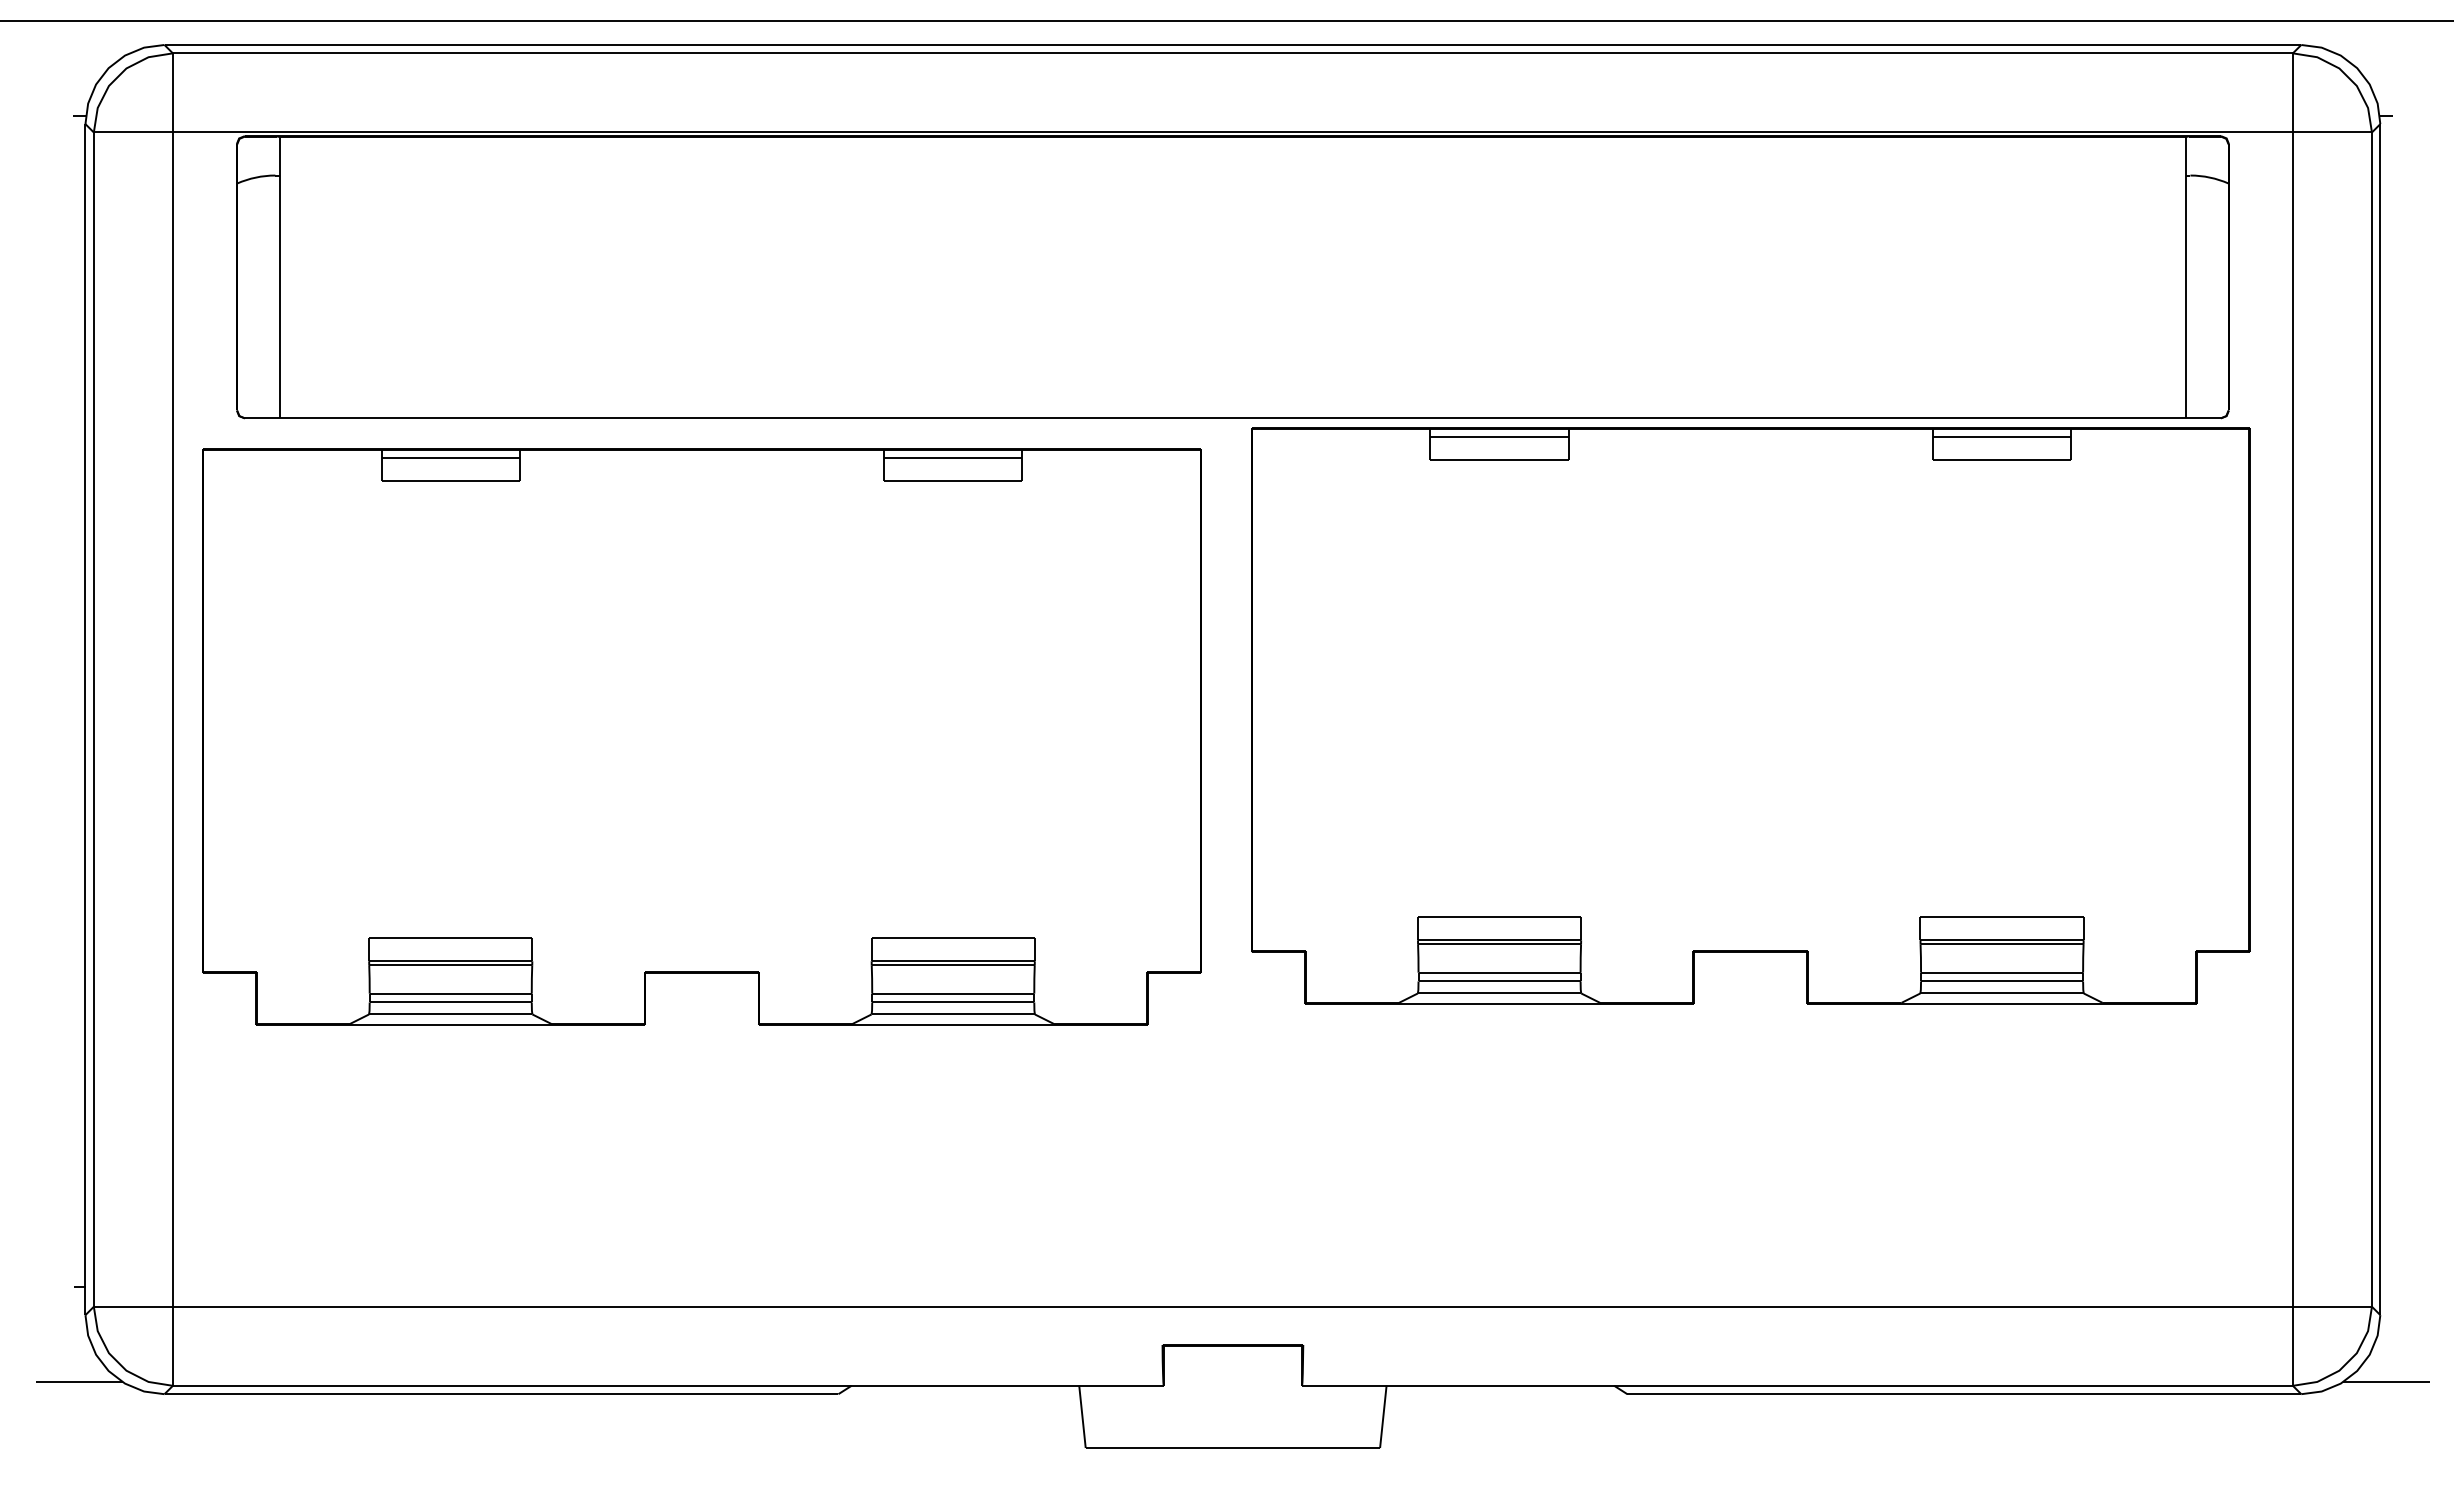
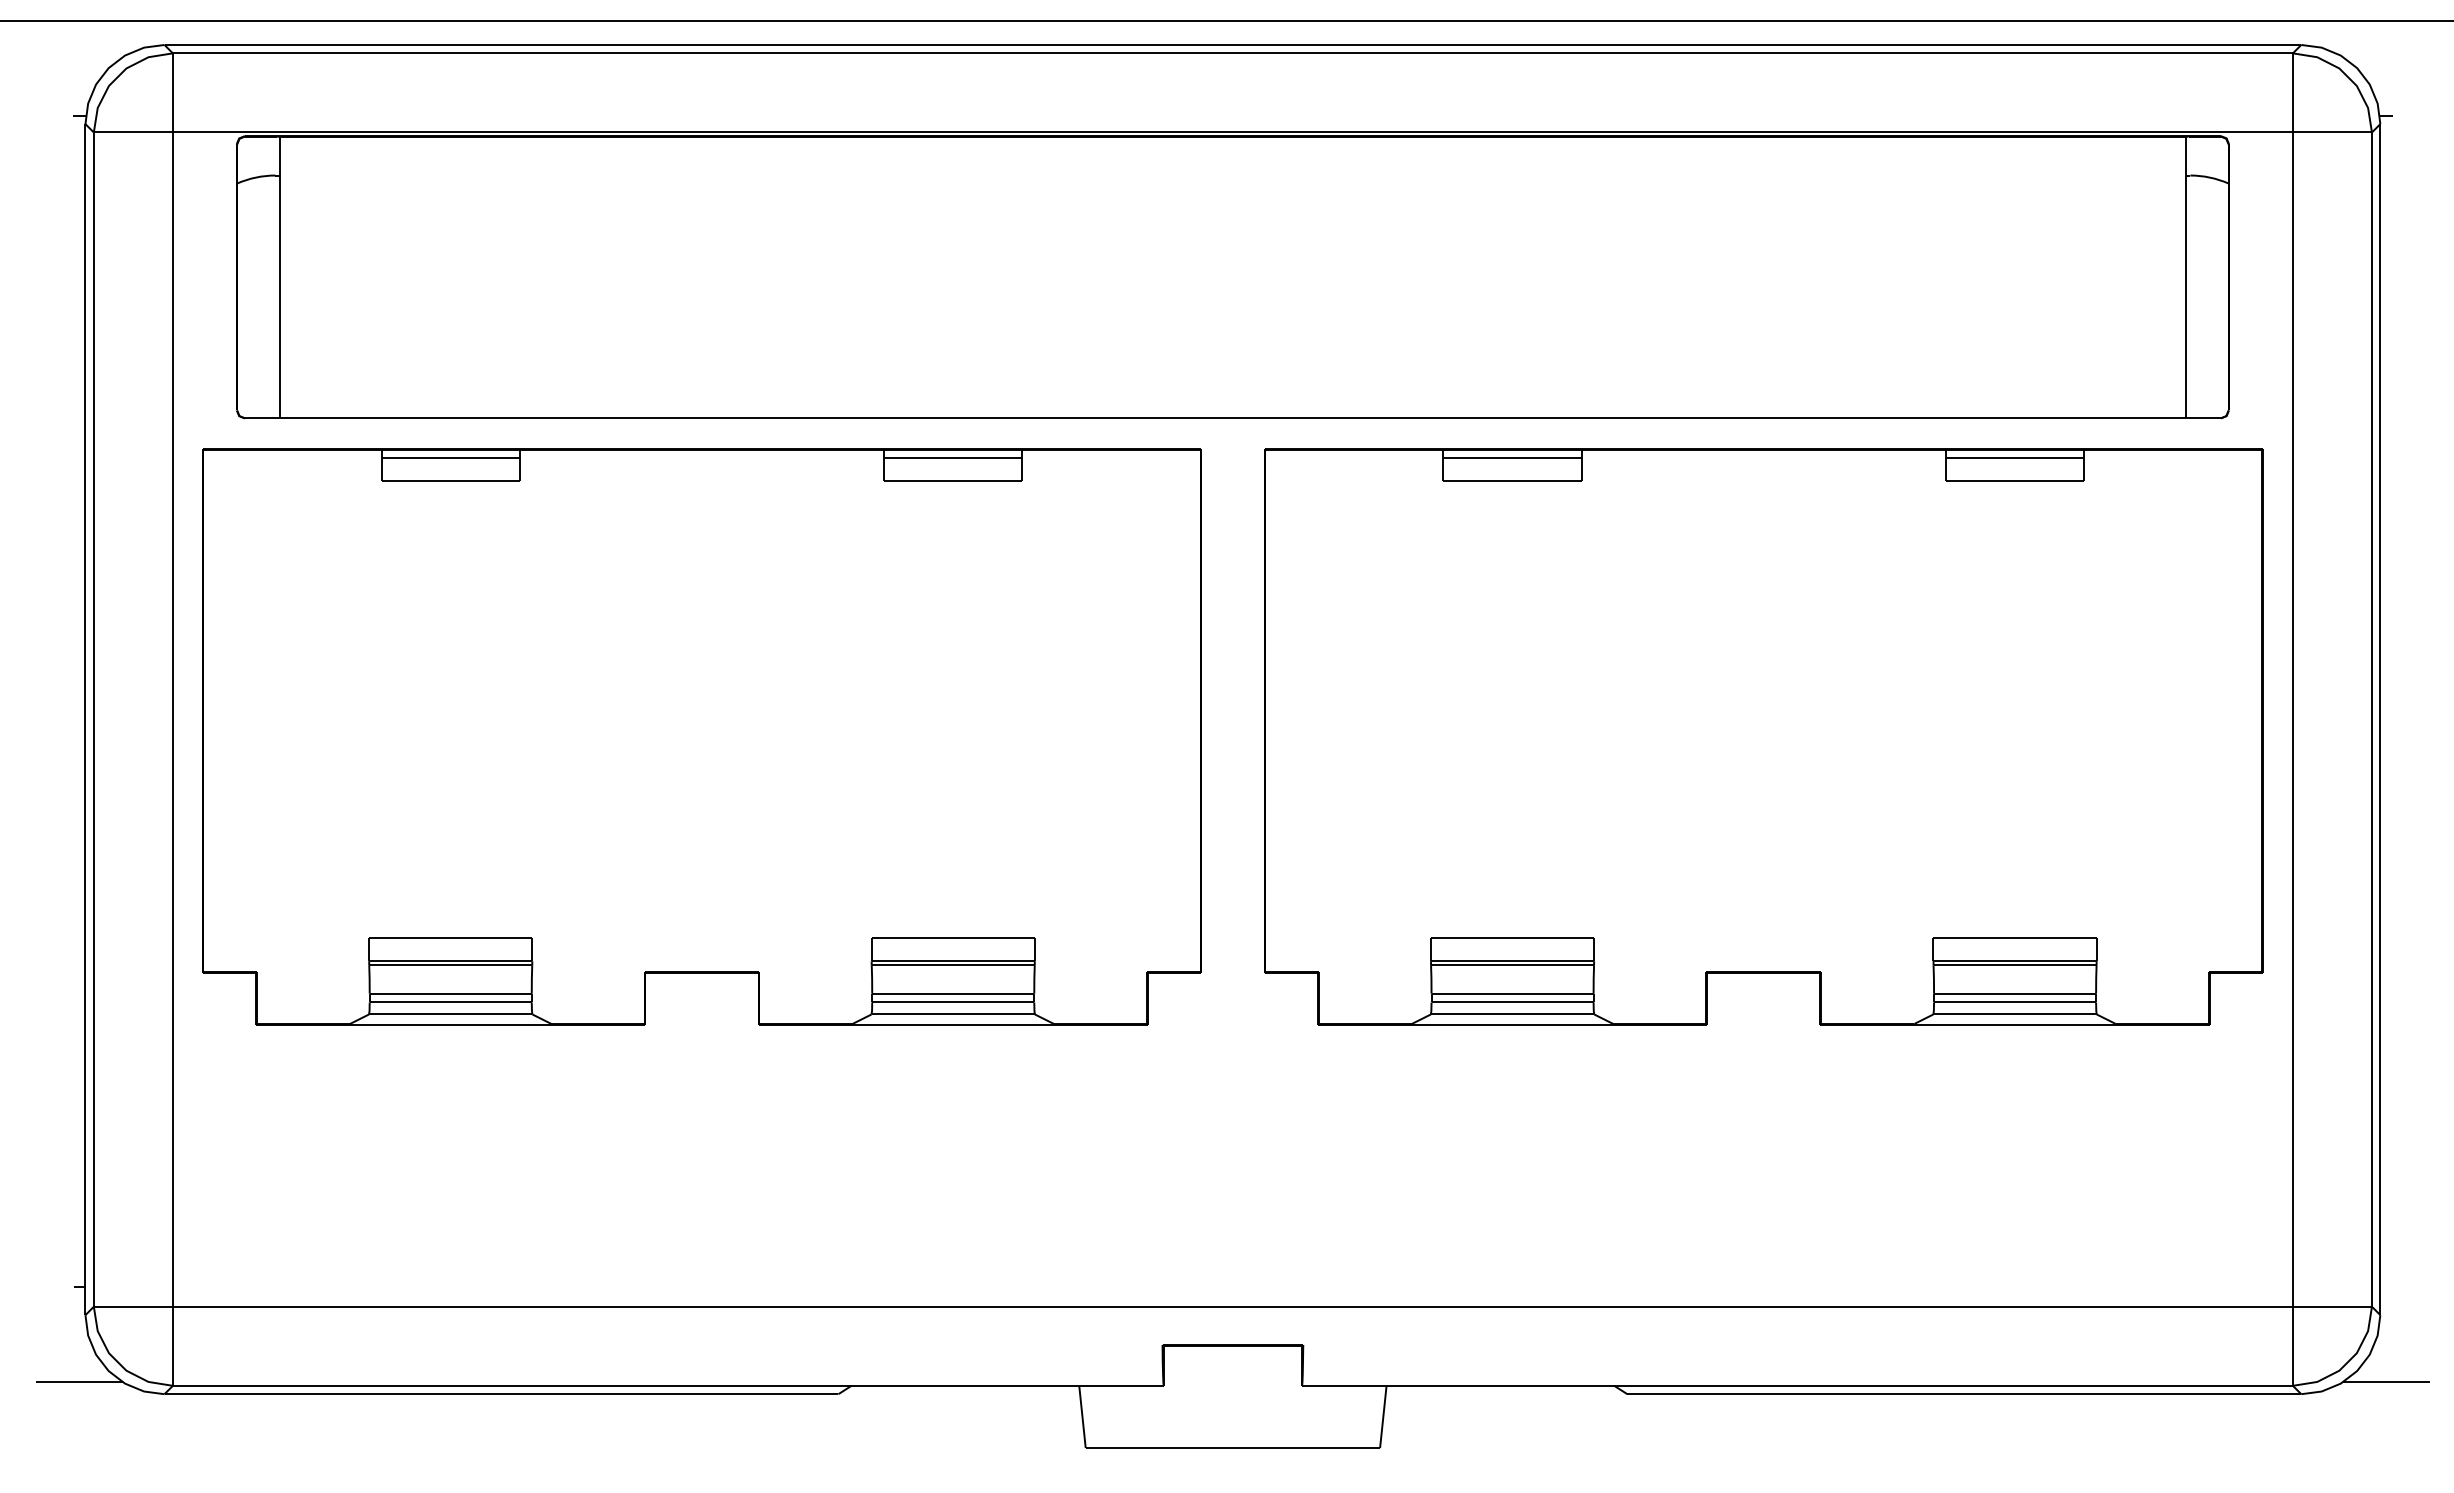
part position: (1750, 715) -> (1763, 736) (1763, 736)
